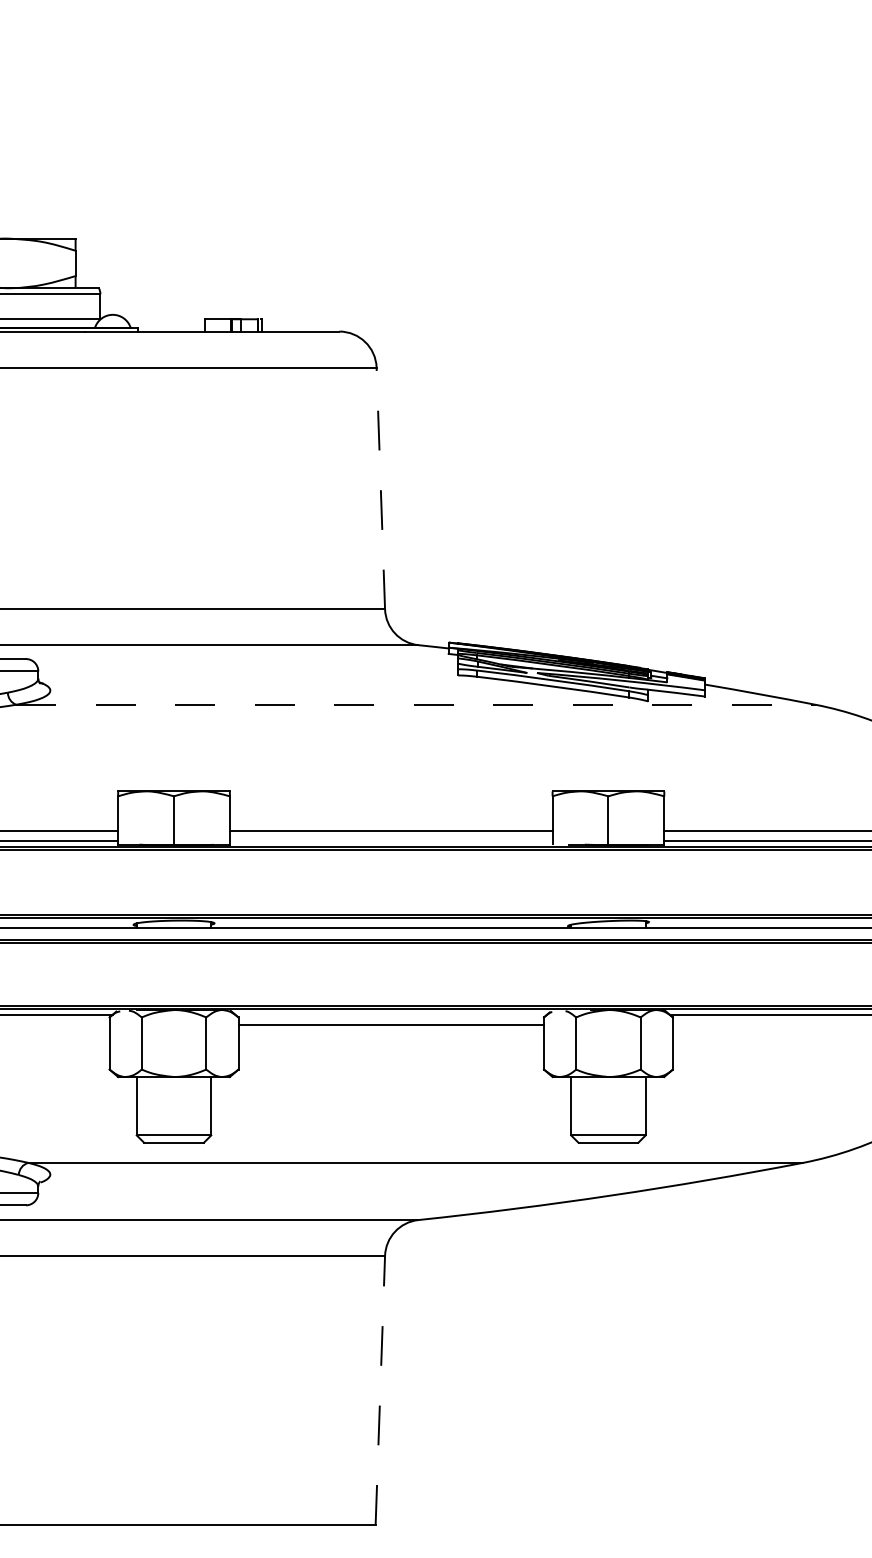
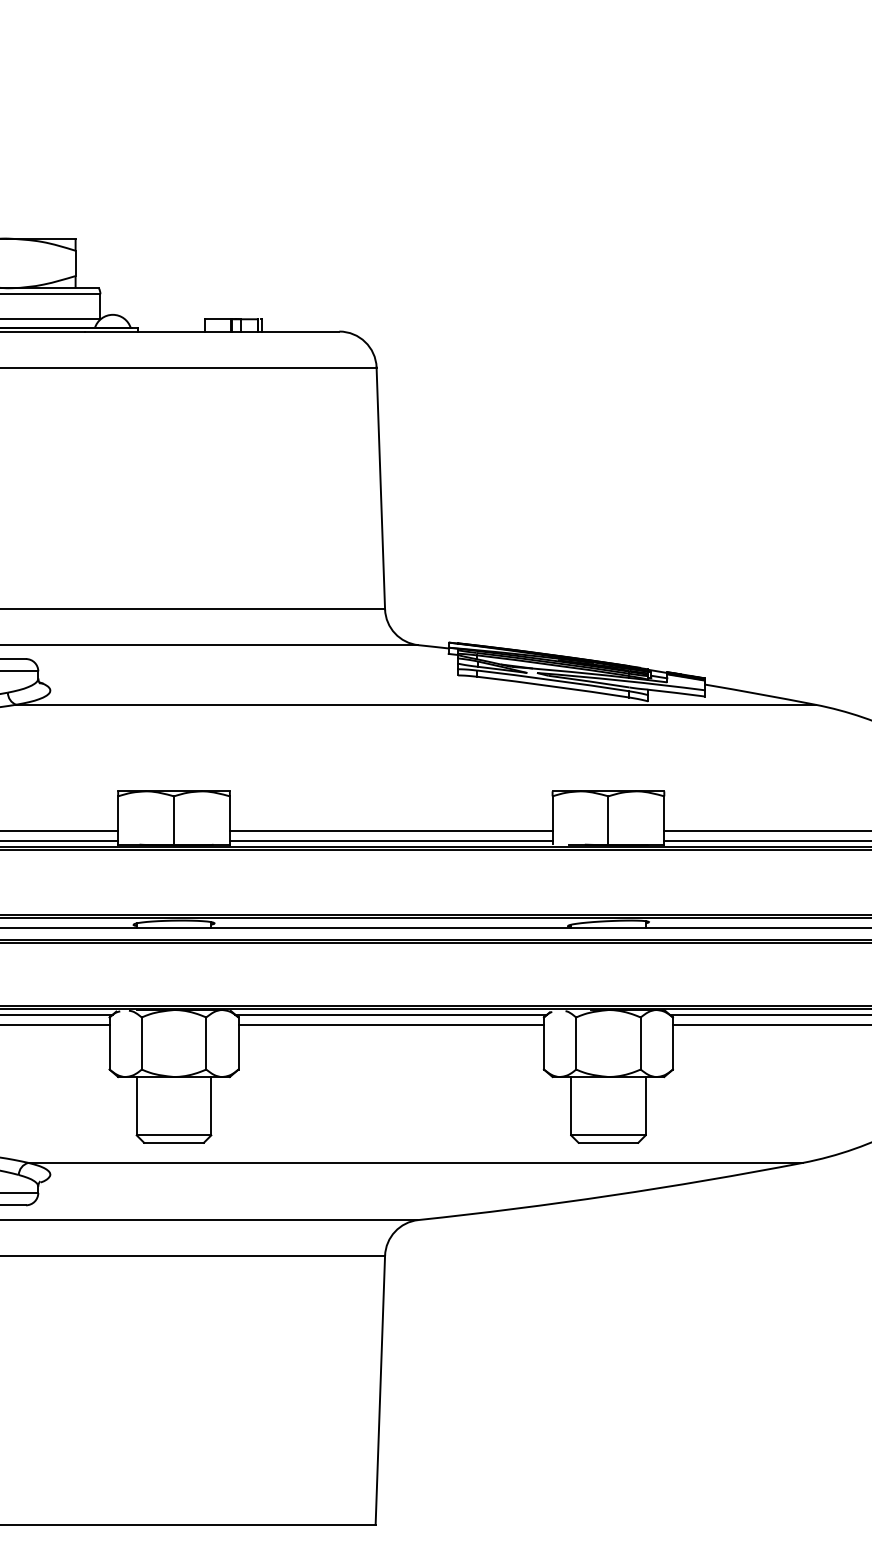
line: dashed -> solid (380, 488)
line: dashed -> solid (415, 704)
line: none -> present (390, 840)
line: none -> present (391, 1014)
line: none -> present (55, 1024)
line: none -> present (770, 1024)
line: dashed -> solid (380, 1390)
